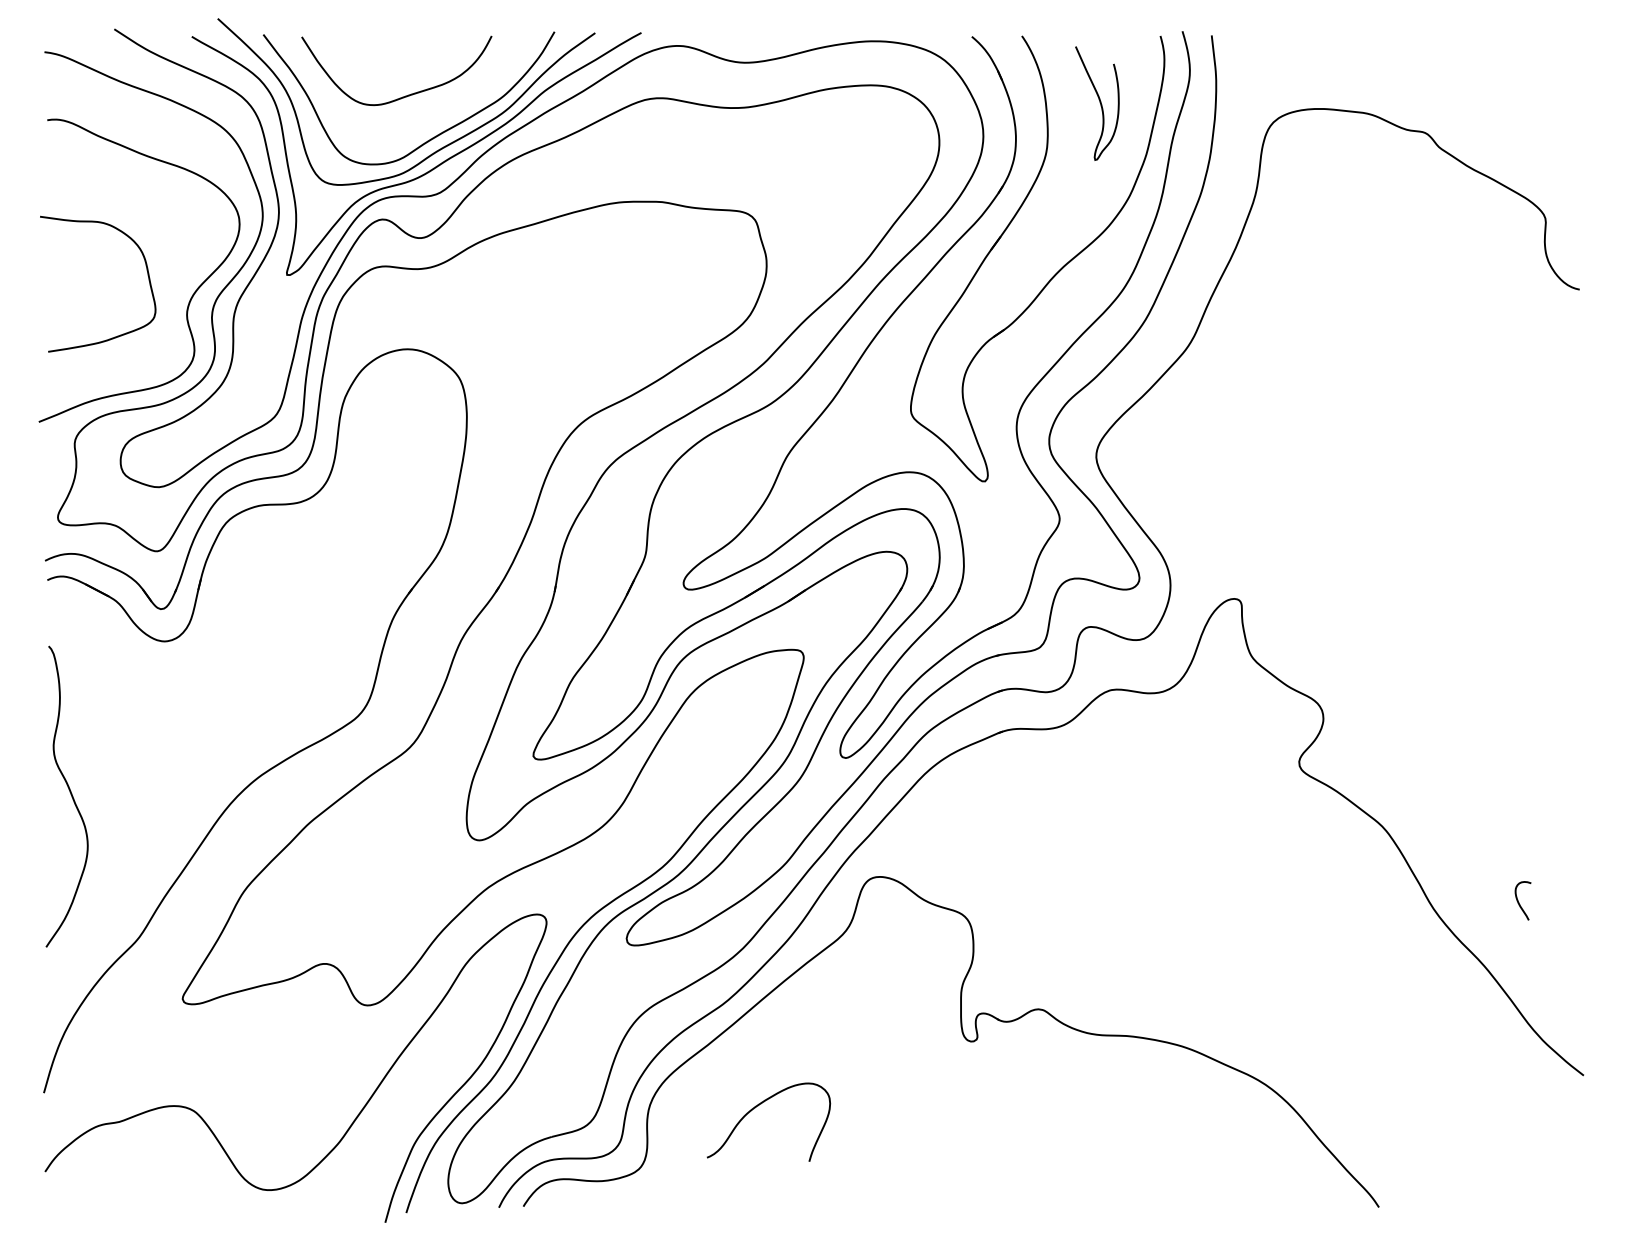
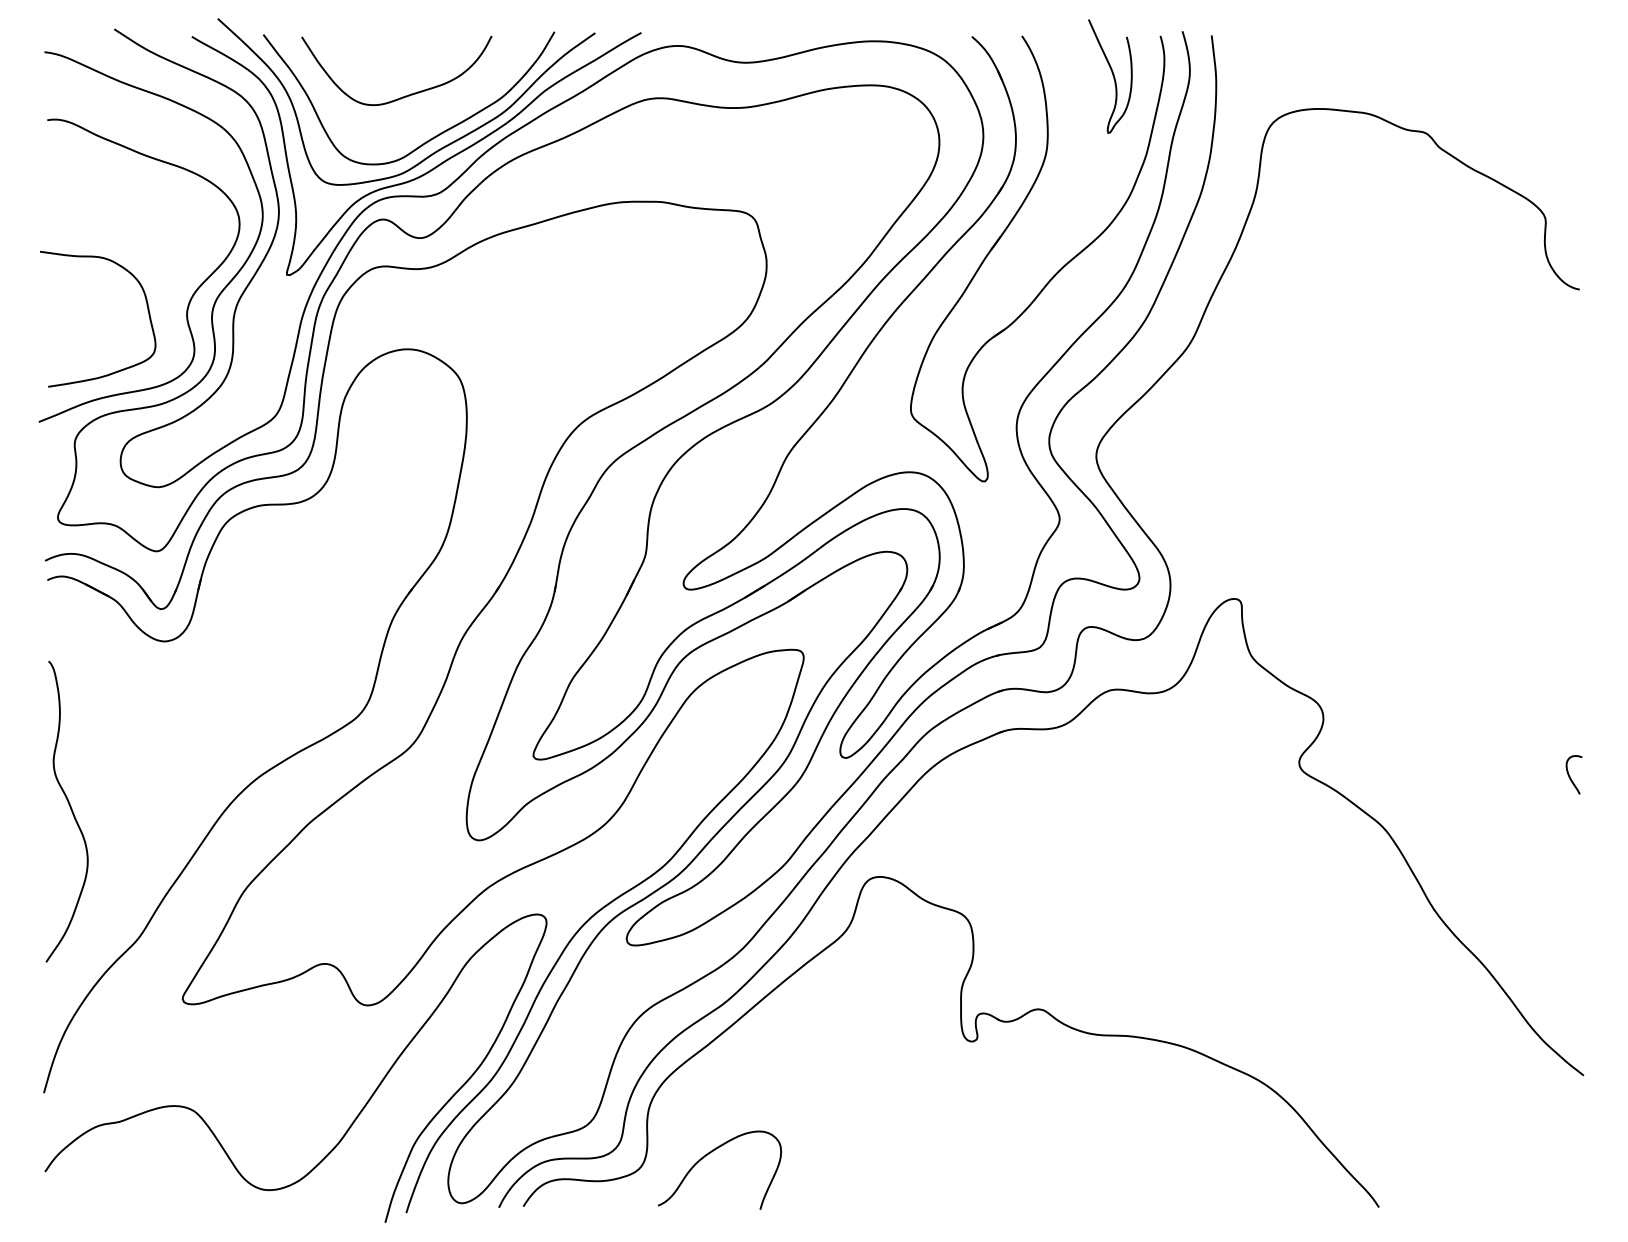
curve position: (1099, 102) -> (1112, 75) (1112, 75)
curve position: (147, 275) -> (147, 310) (147, 310)
curve position: (70, 794) -> (70, 809) (70, 809)
curve position: (1519, 902) -> (1570, 776) (1570, 776)
curve position: (758, 1106) -> (709, 1154) (709, 1154)
